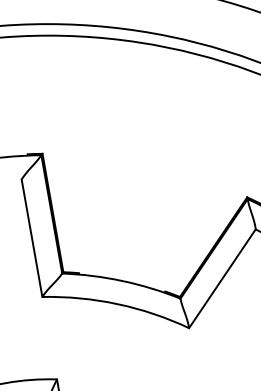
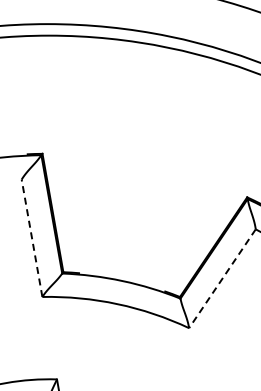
line: solid -> dashed (32, 238)
line: solid -> dashed (222, 278)
